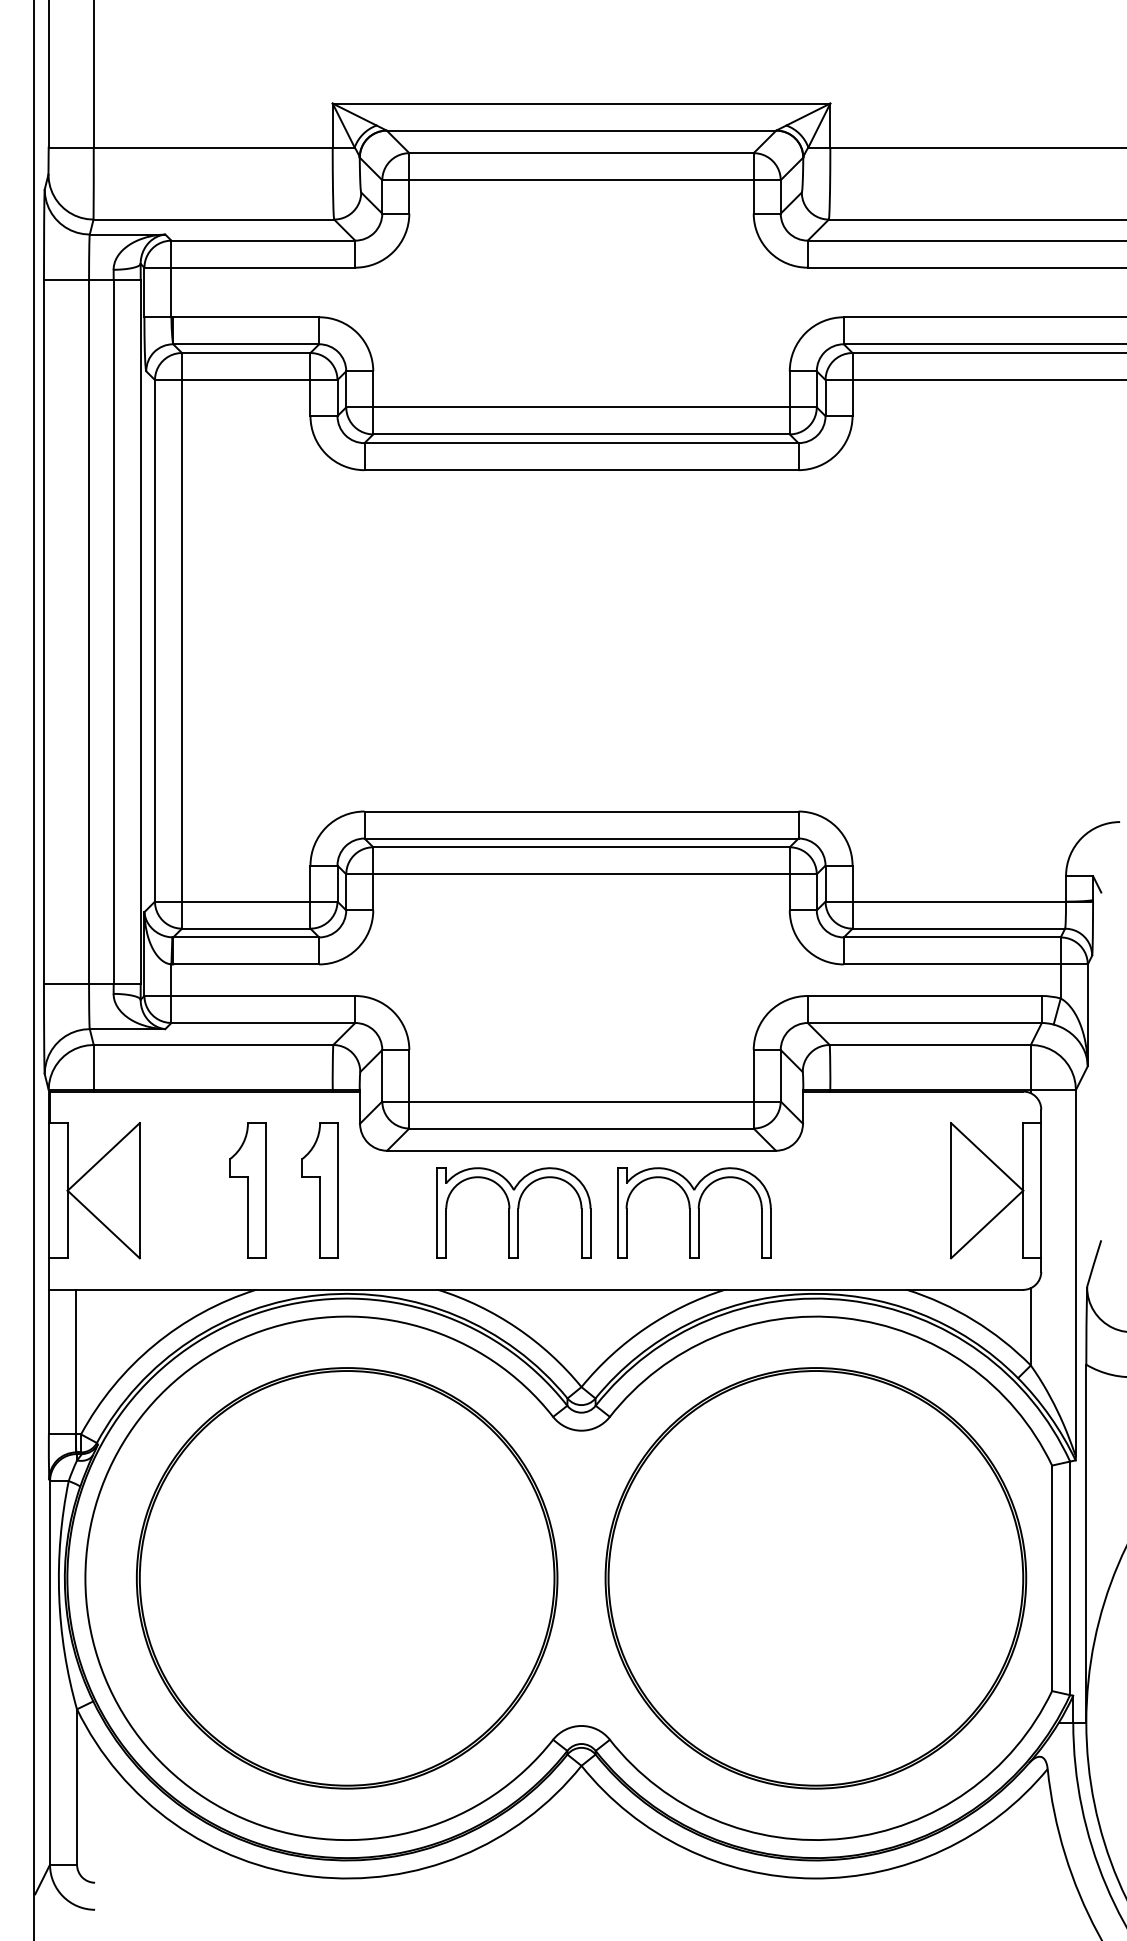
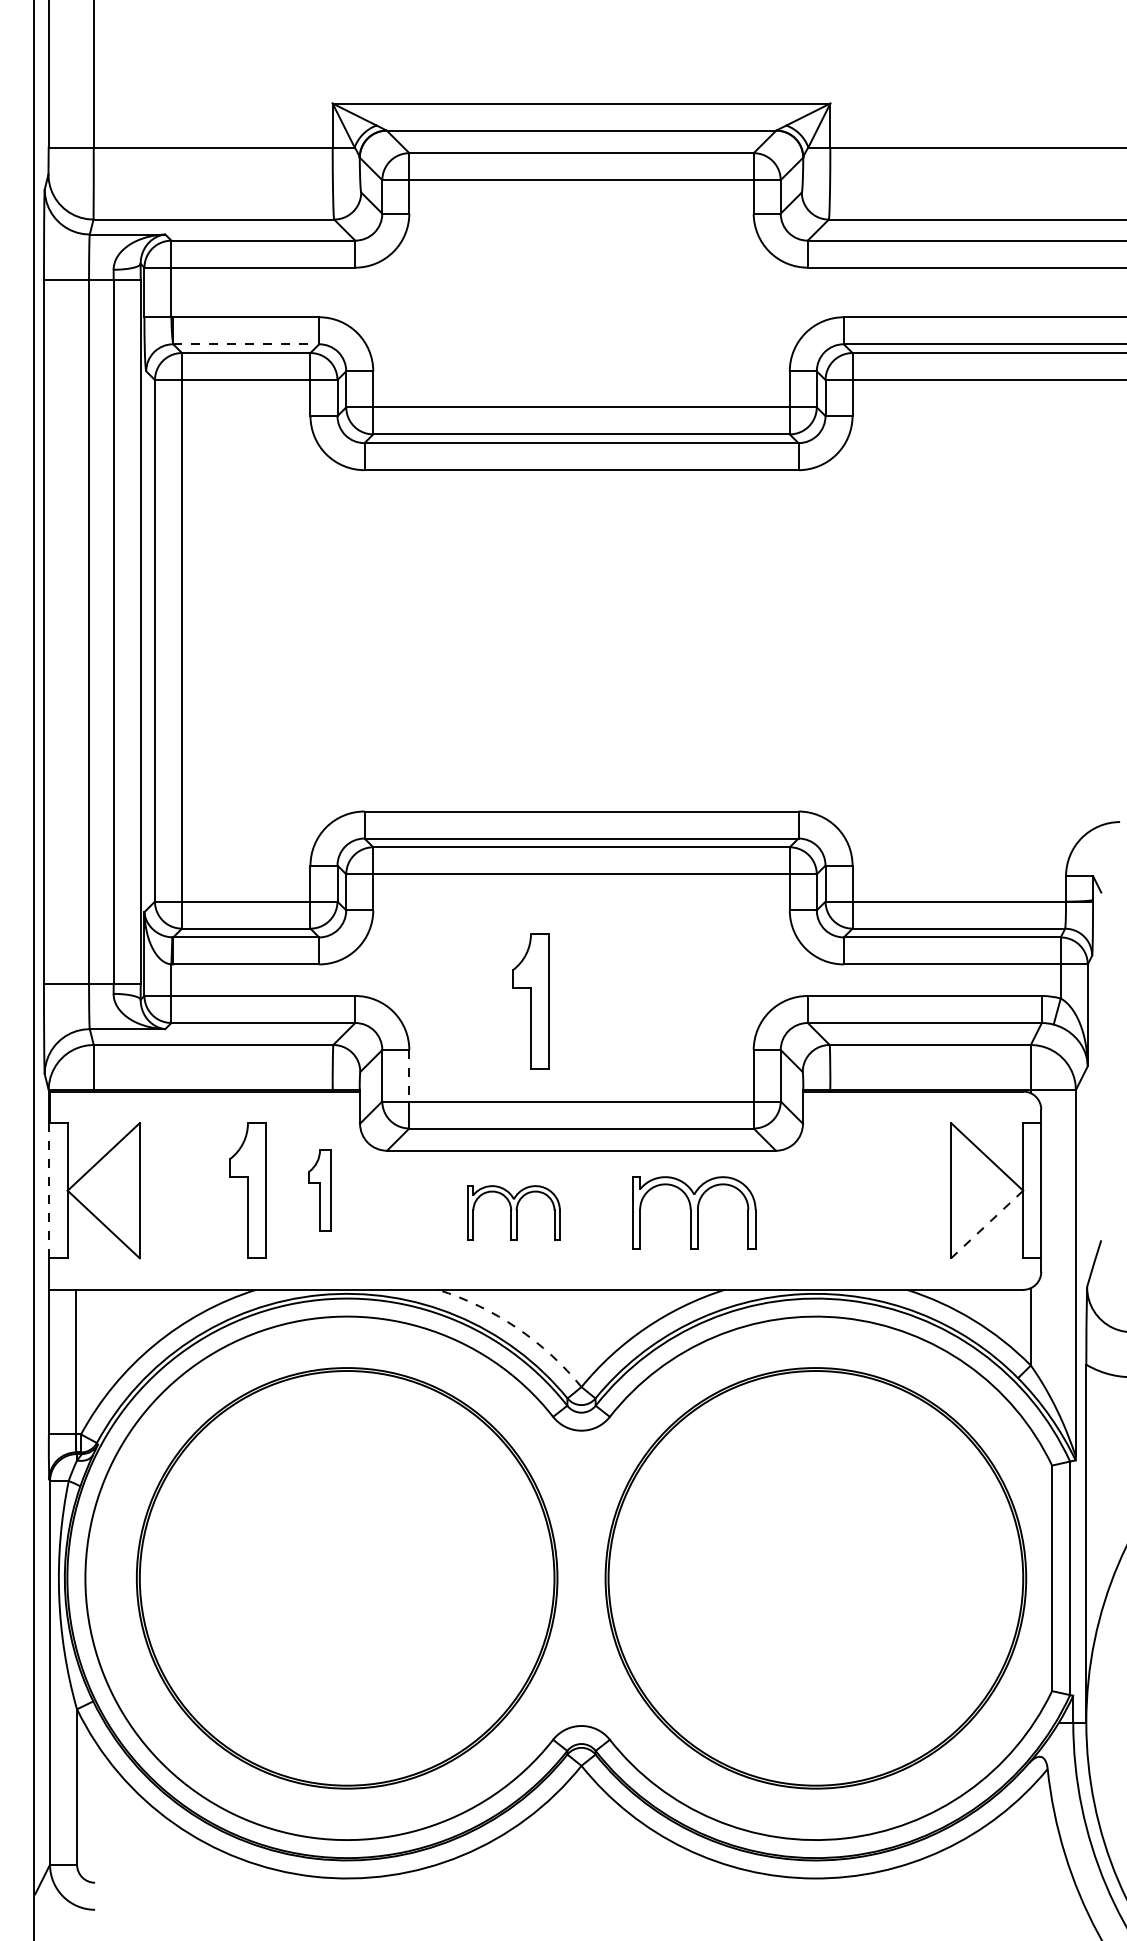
line: solid -> dashed (246, 344)
part: none -> present (530, 1001)
line: solid -> dashed (409, 1075)
line: solid -> dashed (48, 1190)
part size: 38x137 px -> 24x83 px (319, 1190)
part size: 156x92 px -> 94x56 px (513, 1212)
part size: 155x92 px -> 125x74 px (694, 1212)
line: solid -> dashed (986, 1224)
arc: solid -> dashed (517, 1328)
